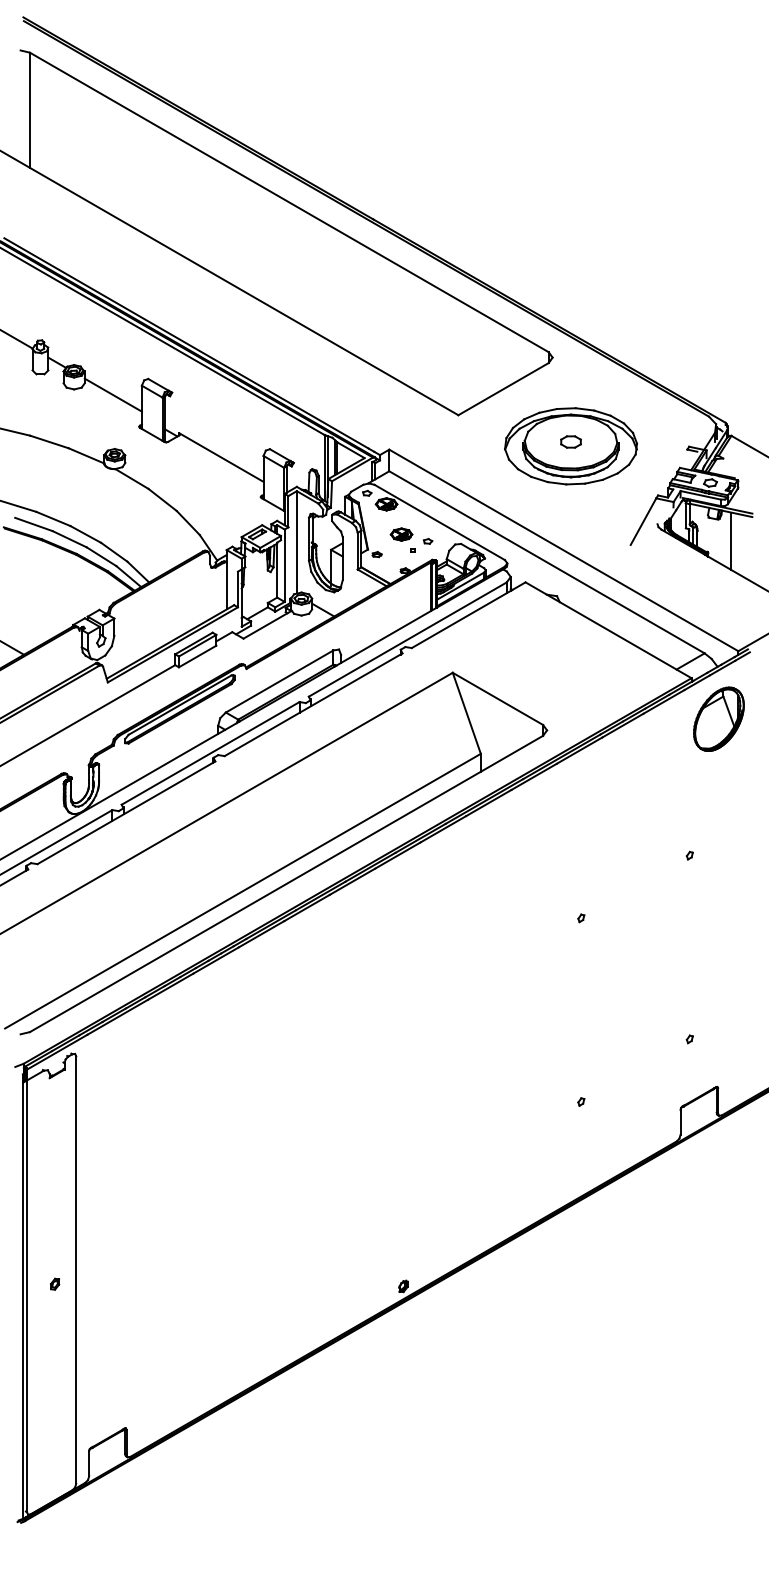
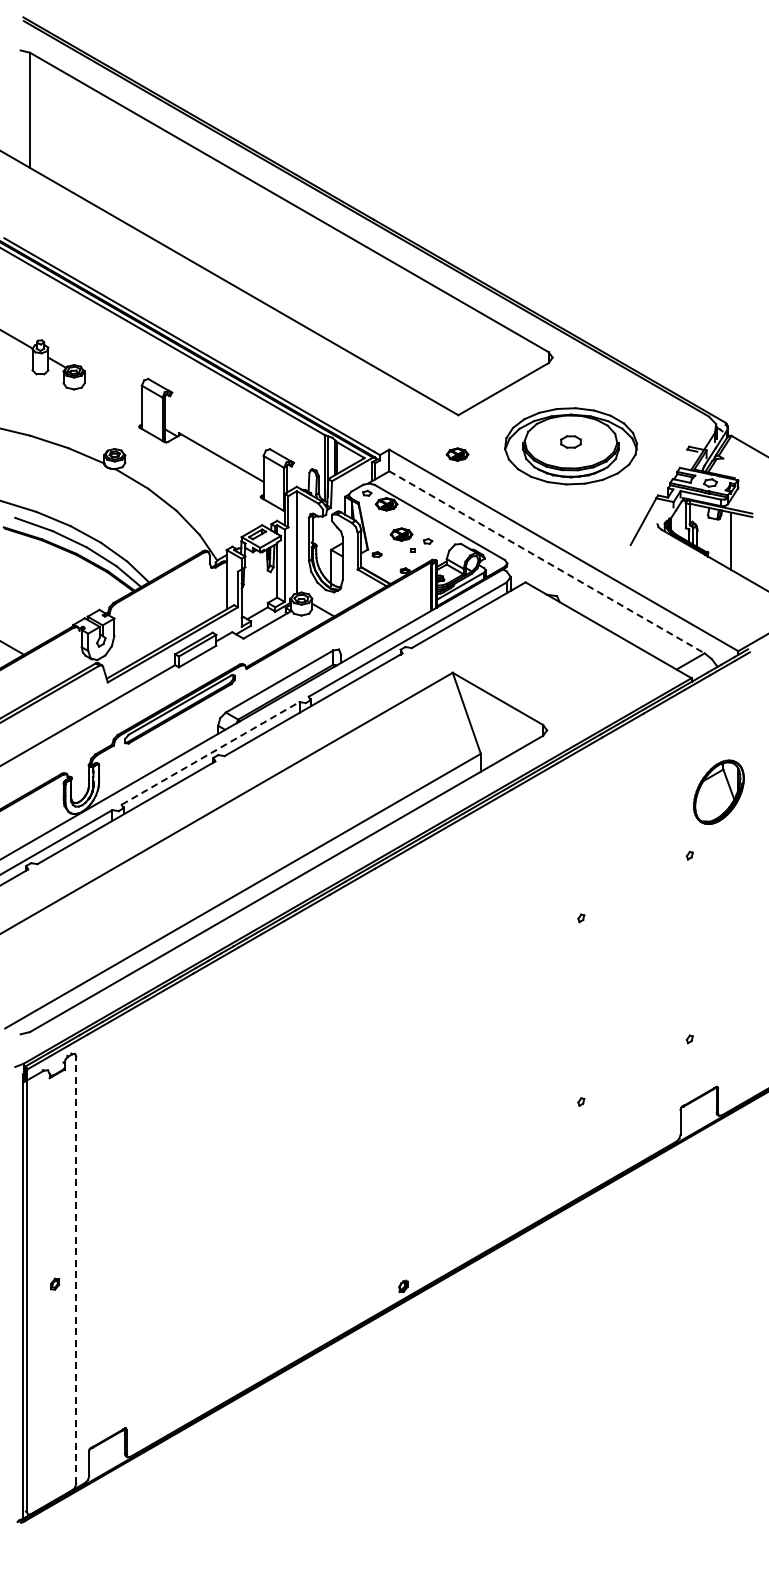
line: present -> none (112, 394)
part: none -> present (457, 454)
line: solid -> dashed (547, 562)
part position: (718, 718) -> (718, 791) (718, 791)
line: solid -> dashed (210, 753)
line: solid -> dashed (76, 1270)
